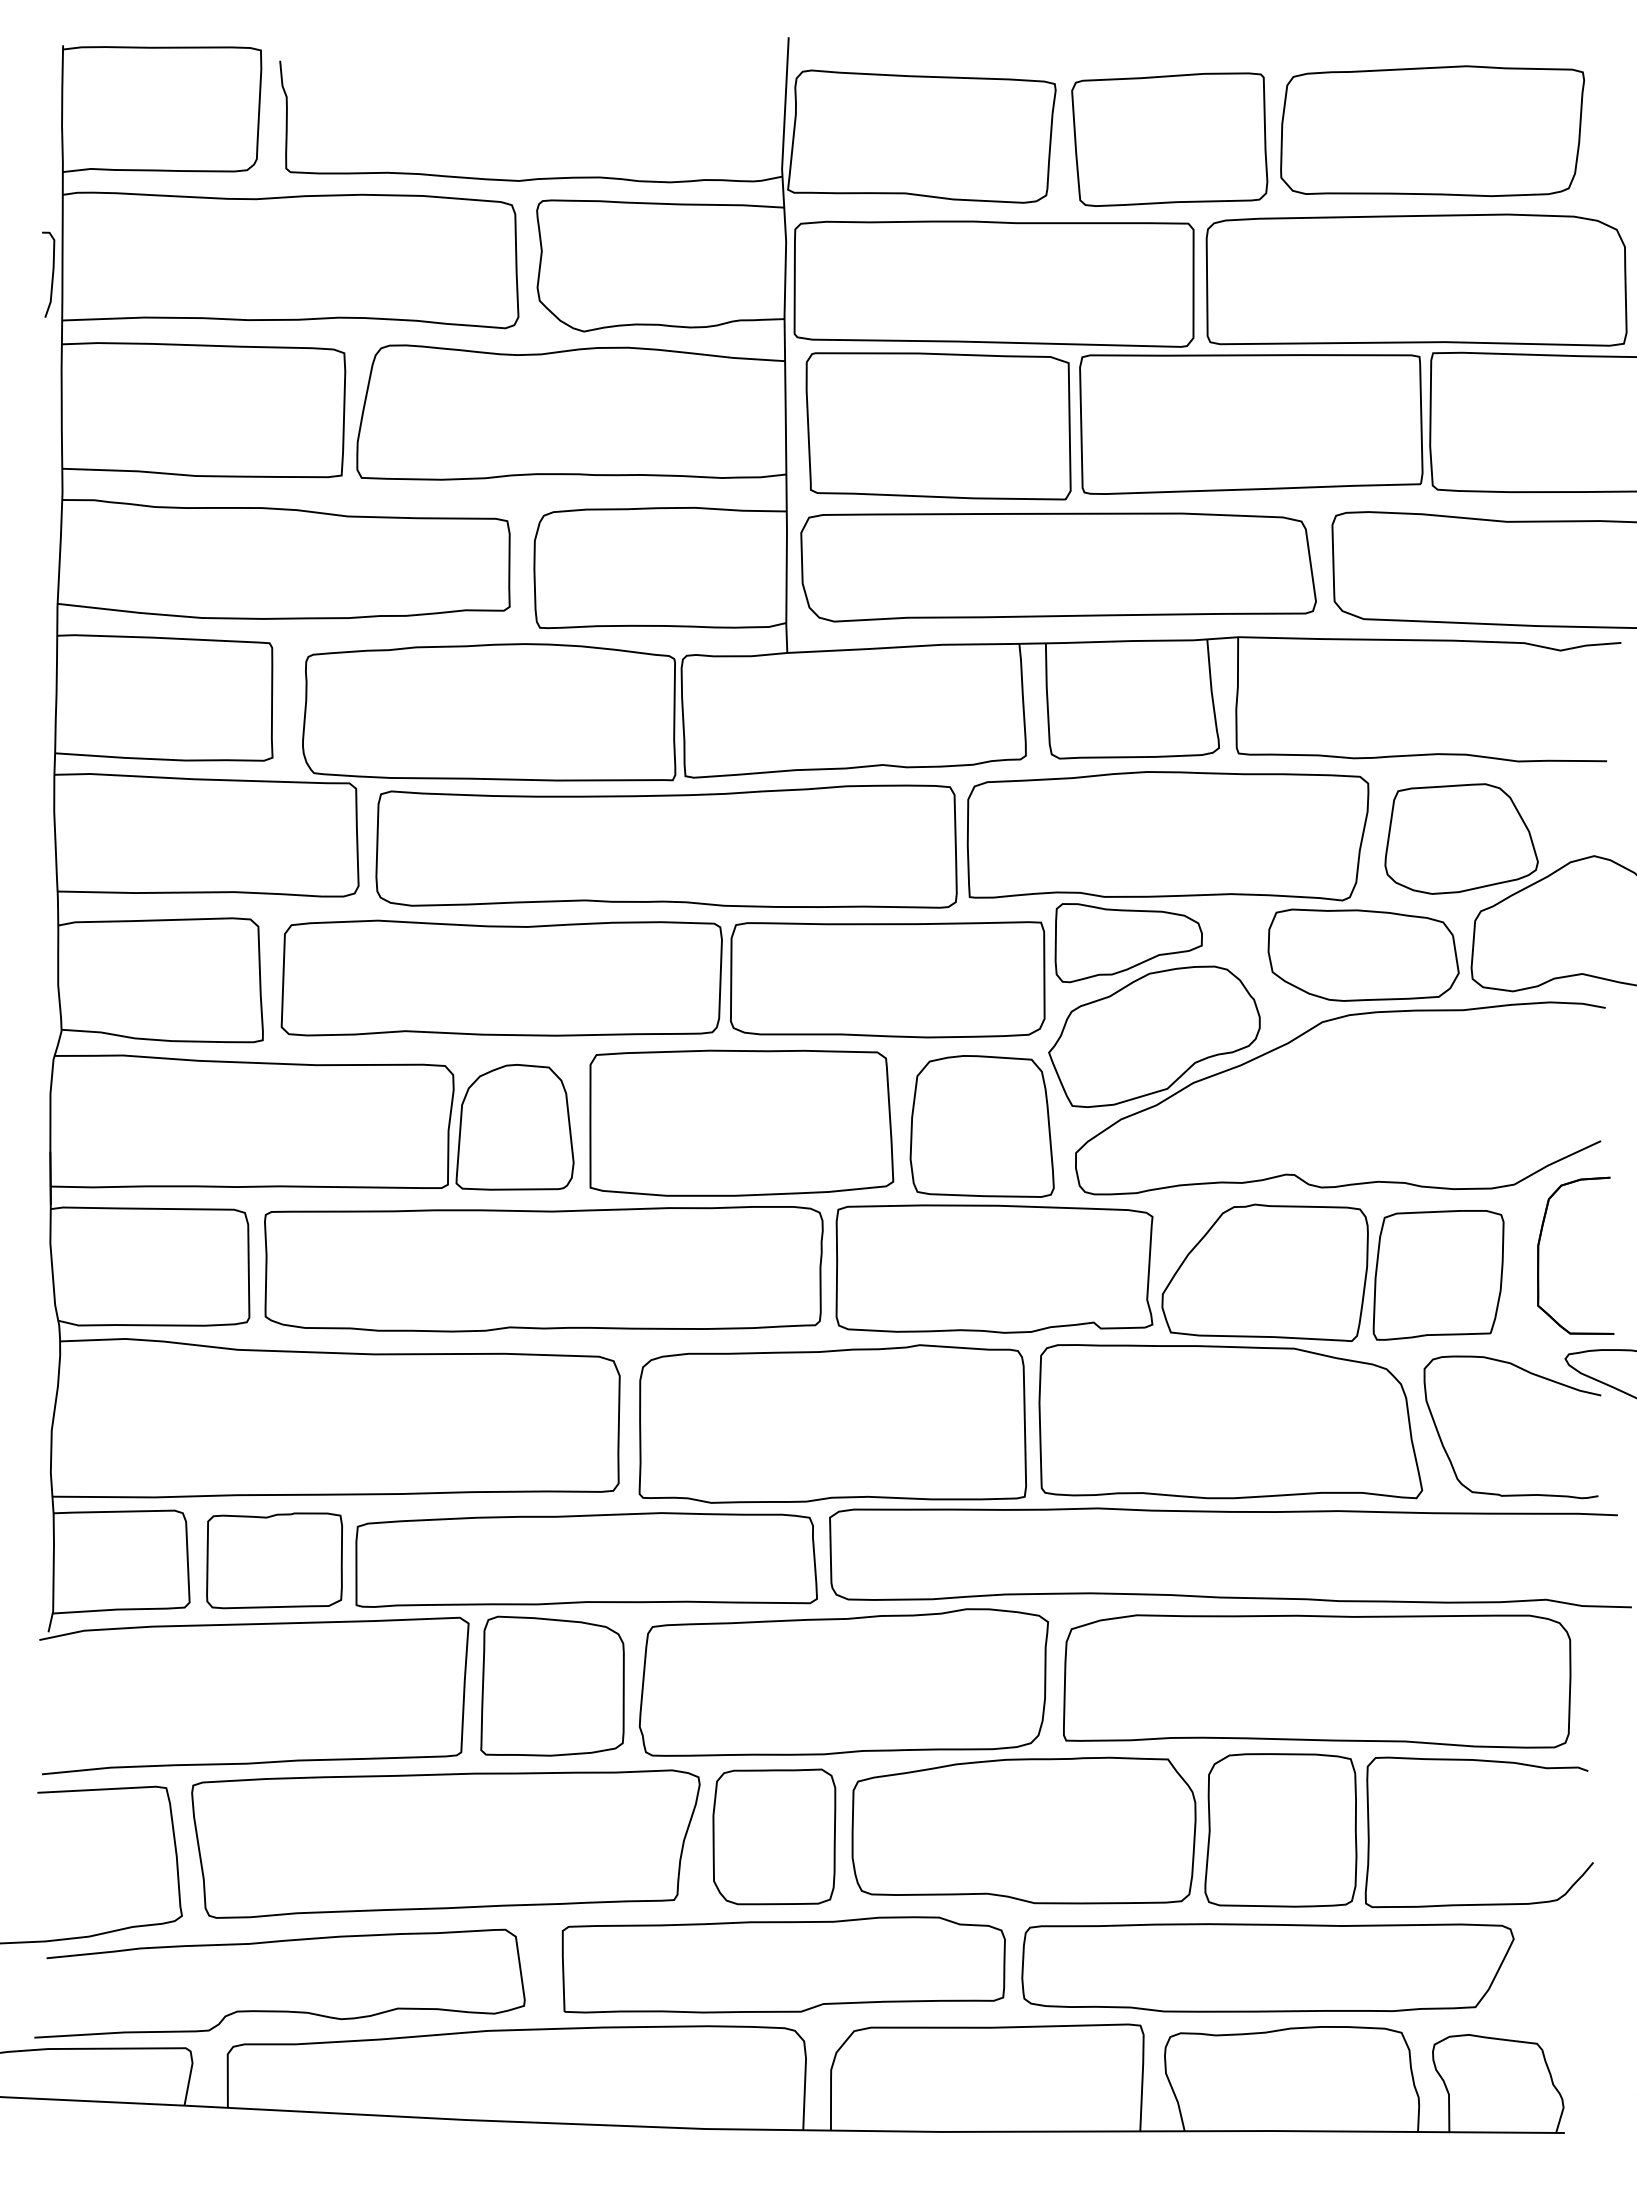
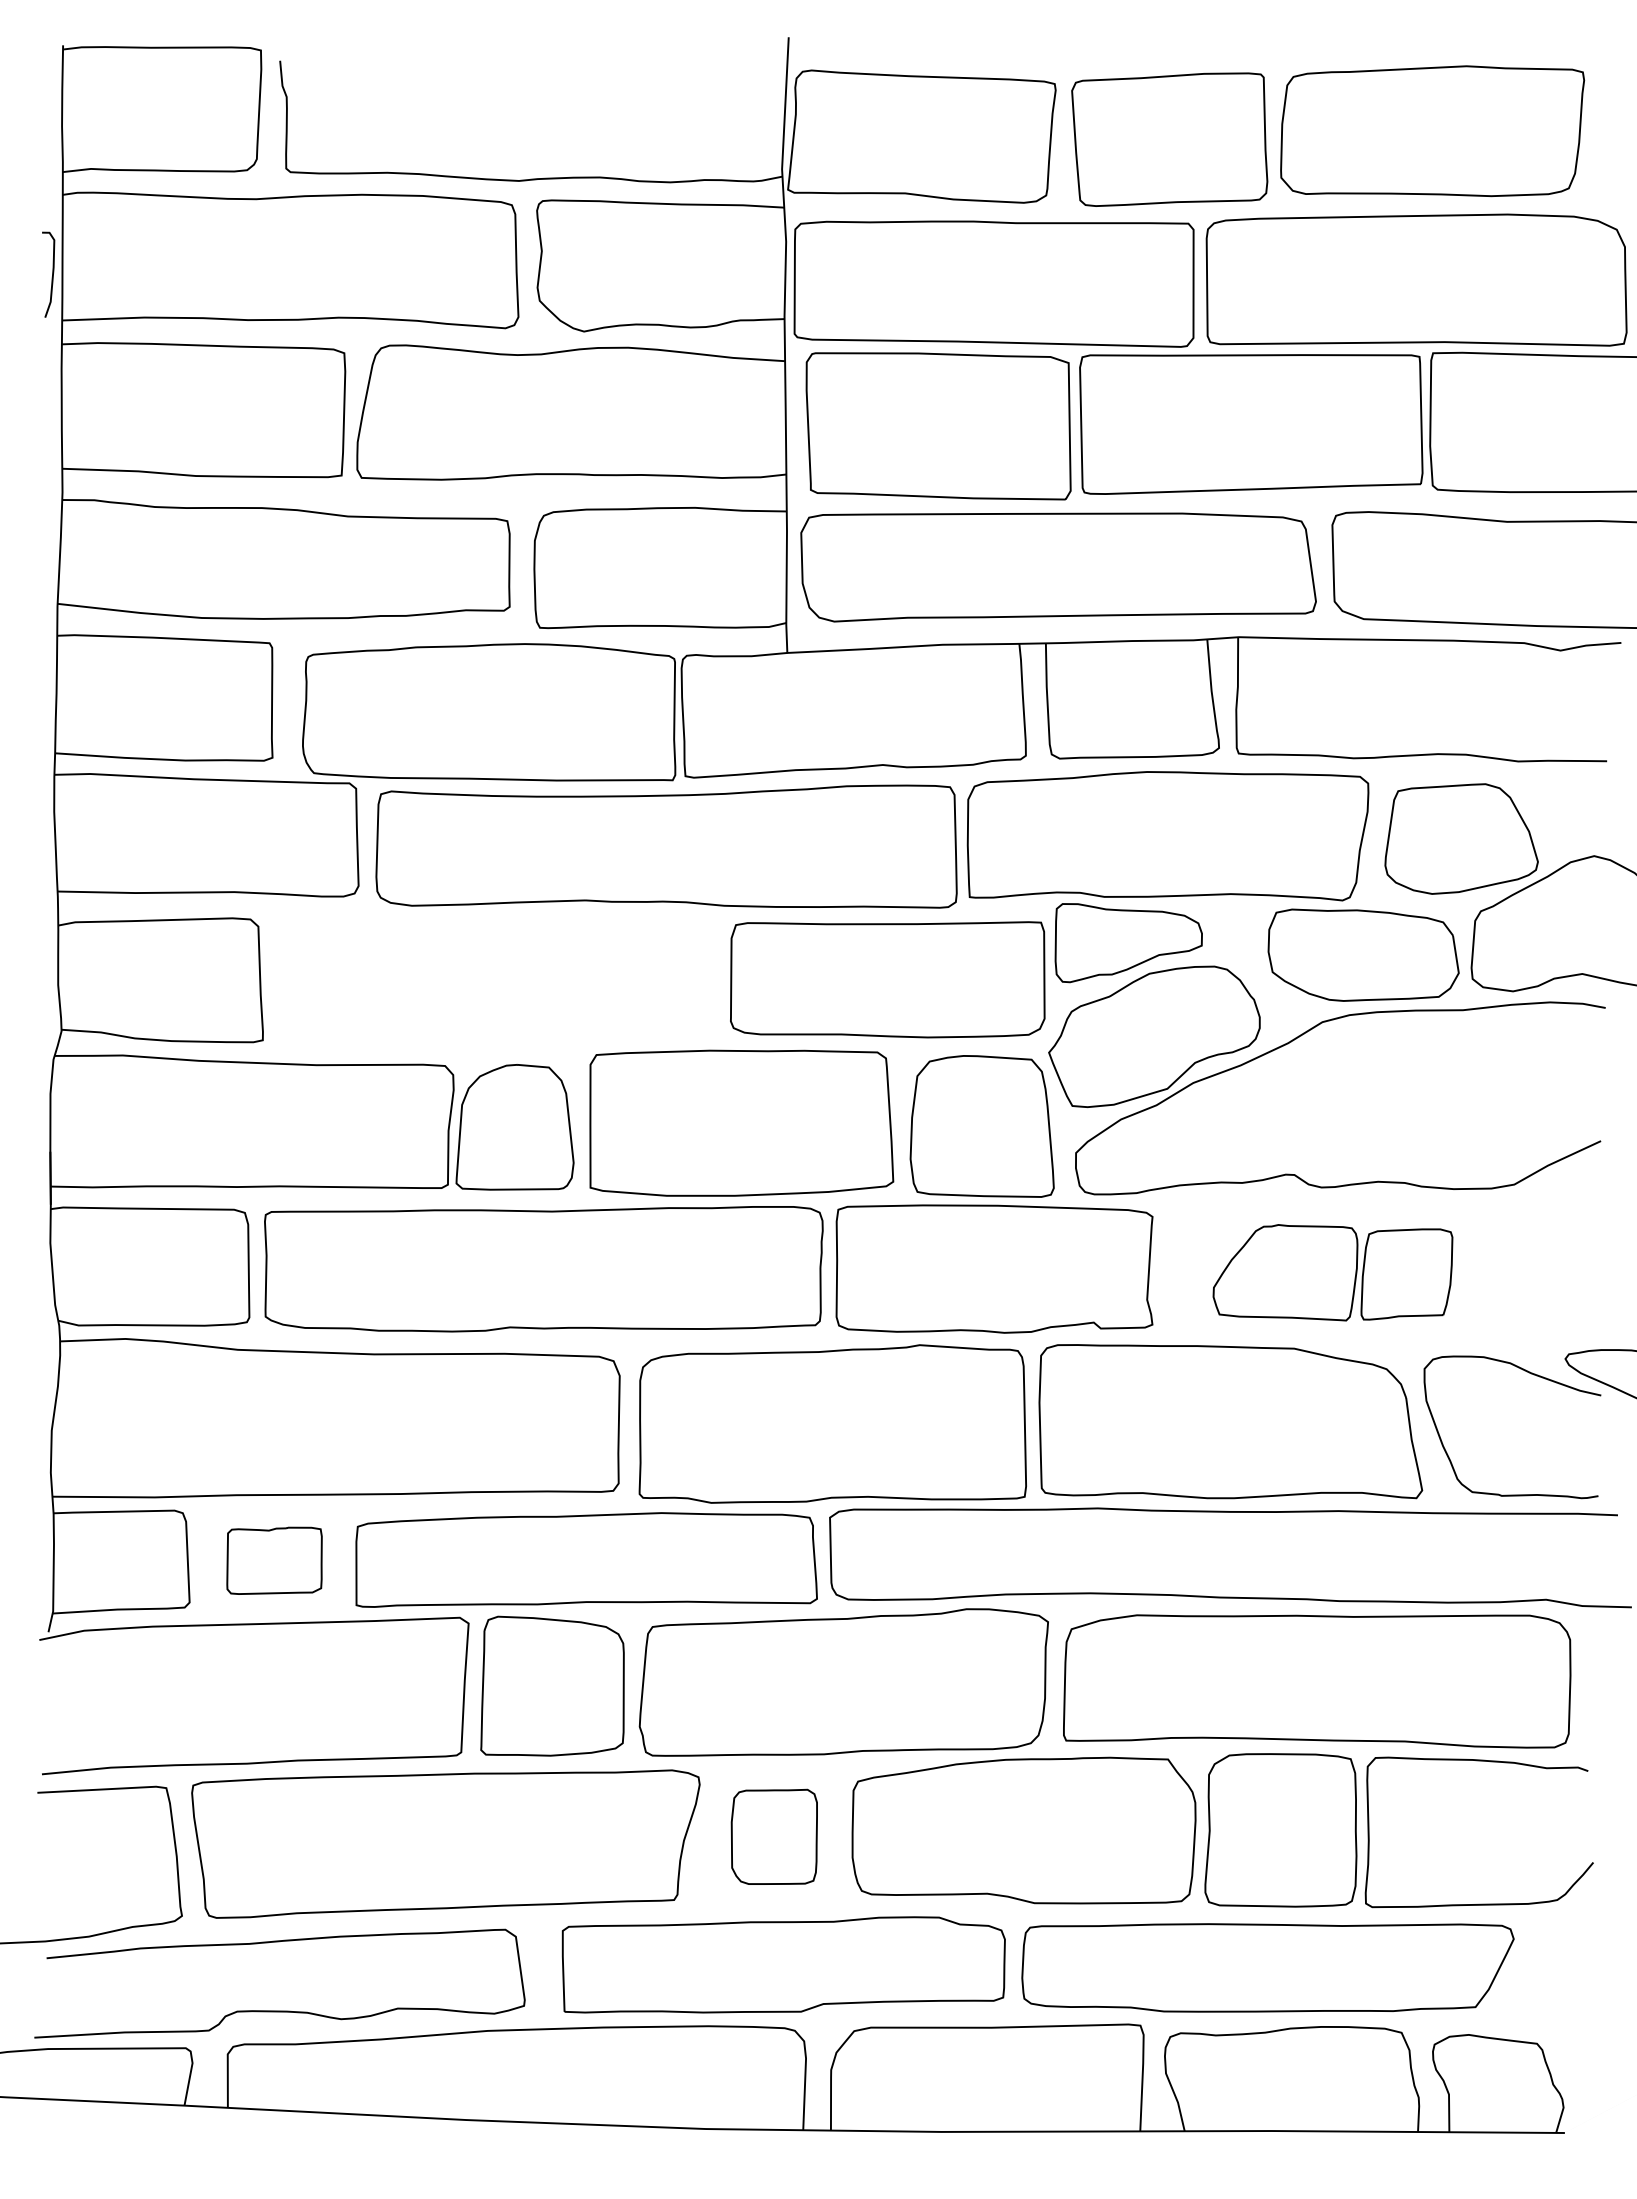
part: present -> none (501, 977)
part: present -> none (1539, 1255)
part size: 344x139 px -> 242x98 px (1332, 1272)
part size: 137x98 px -> 97x69 px (274, 1560)
part size: 125x138 px -> 88x97 px (773, 1836)
